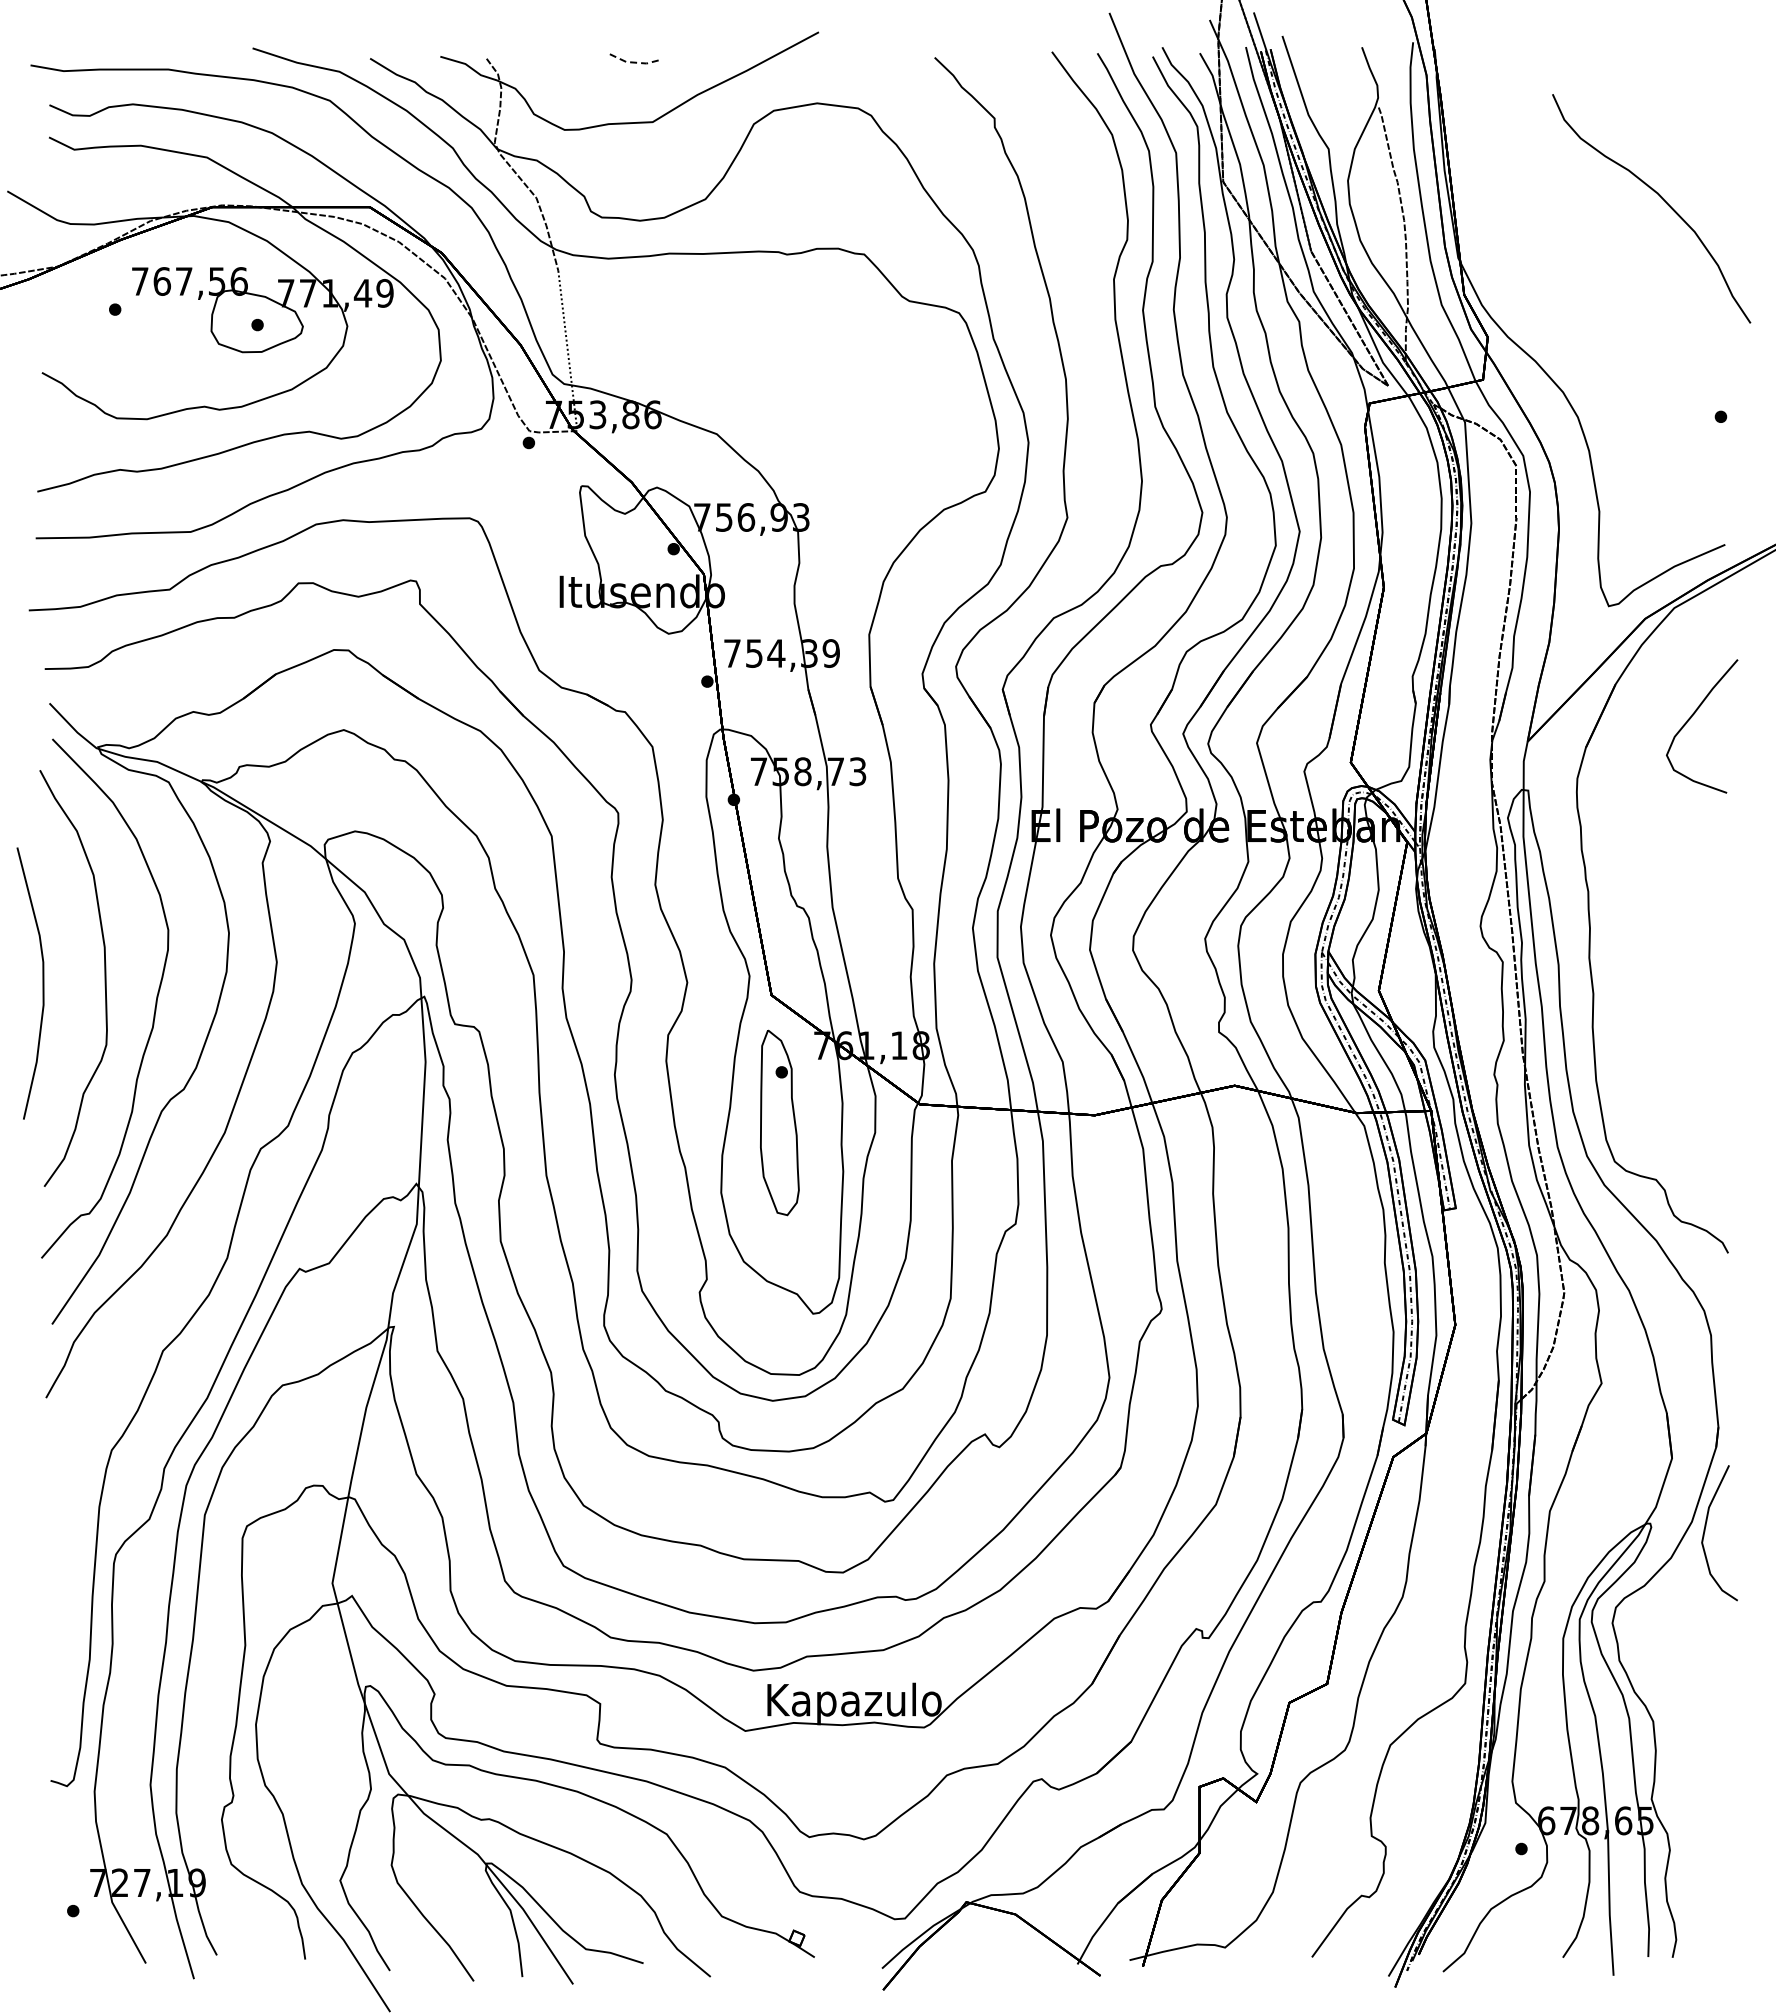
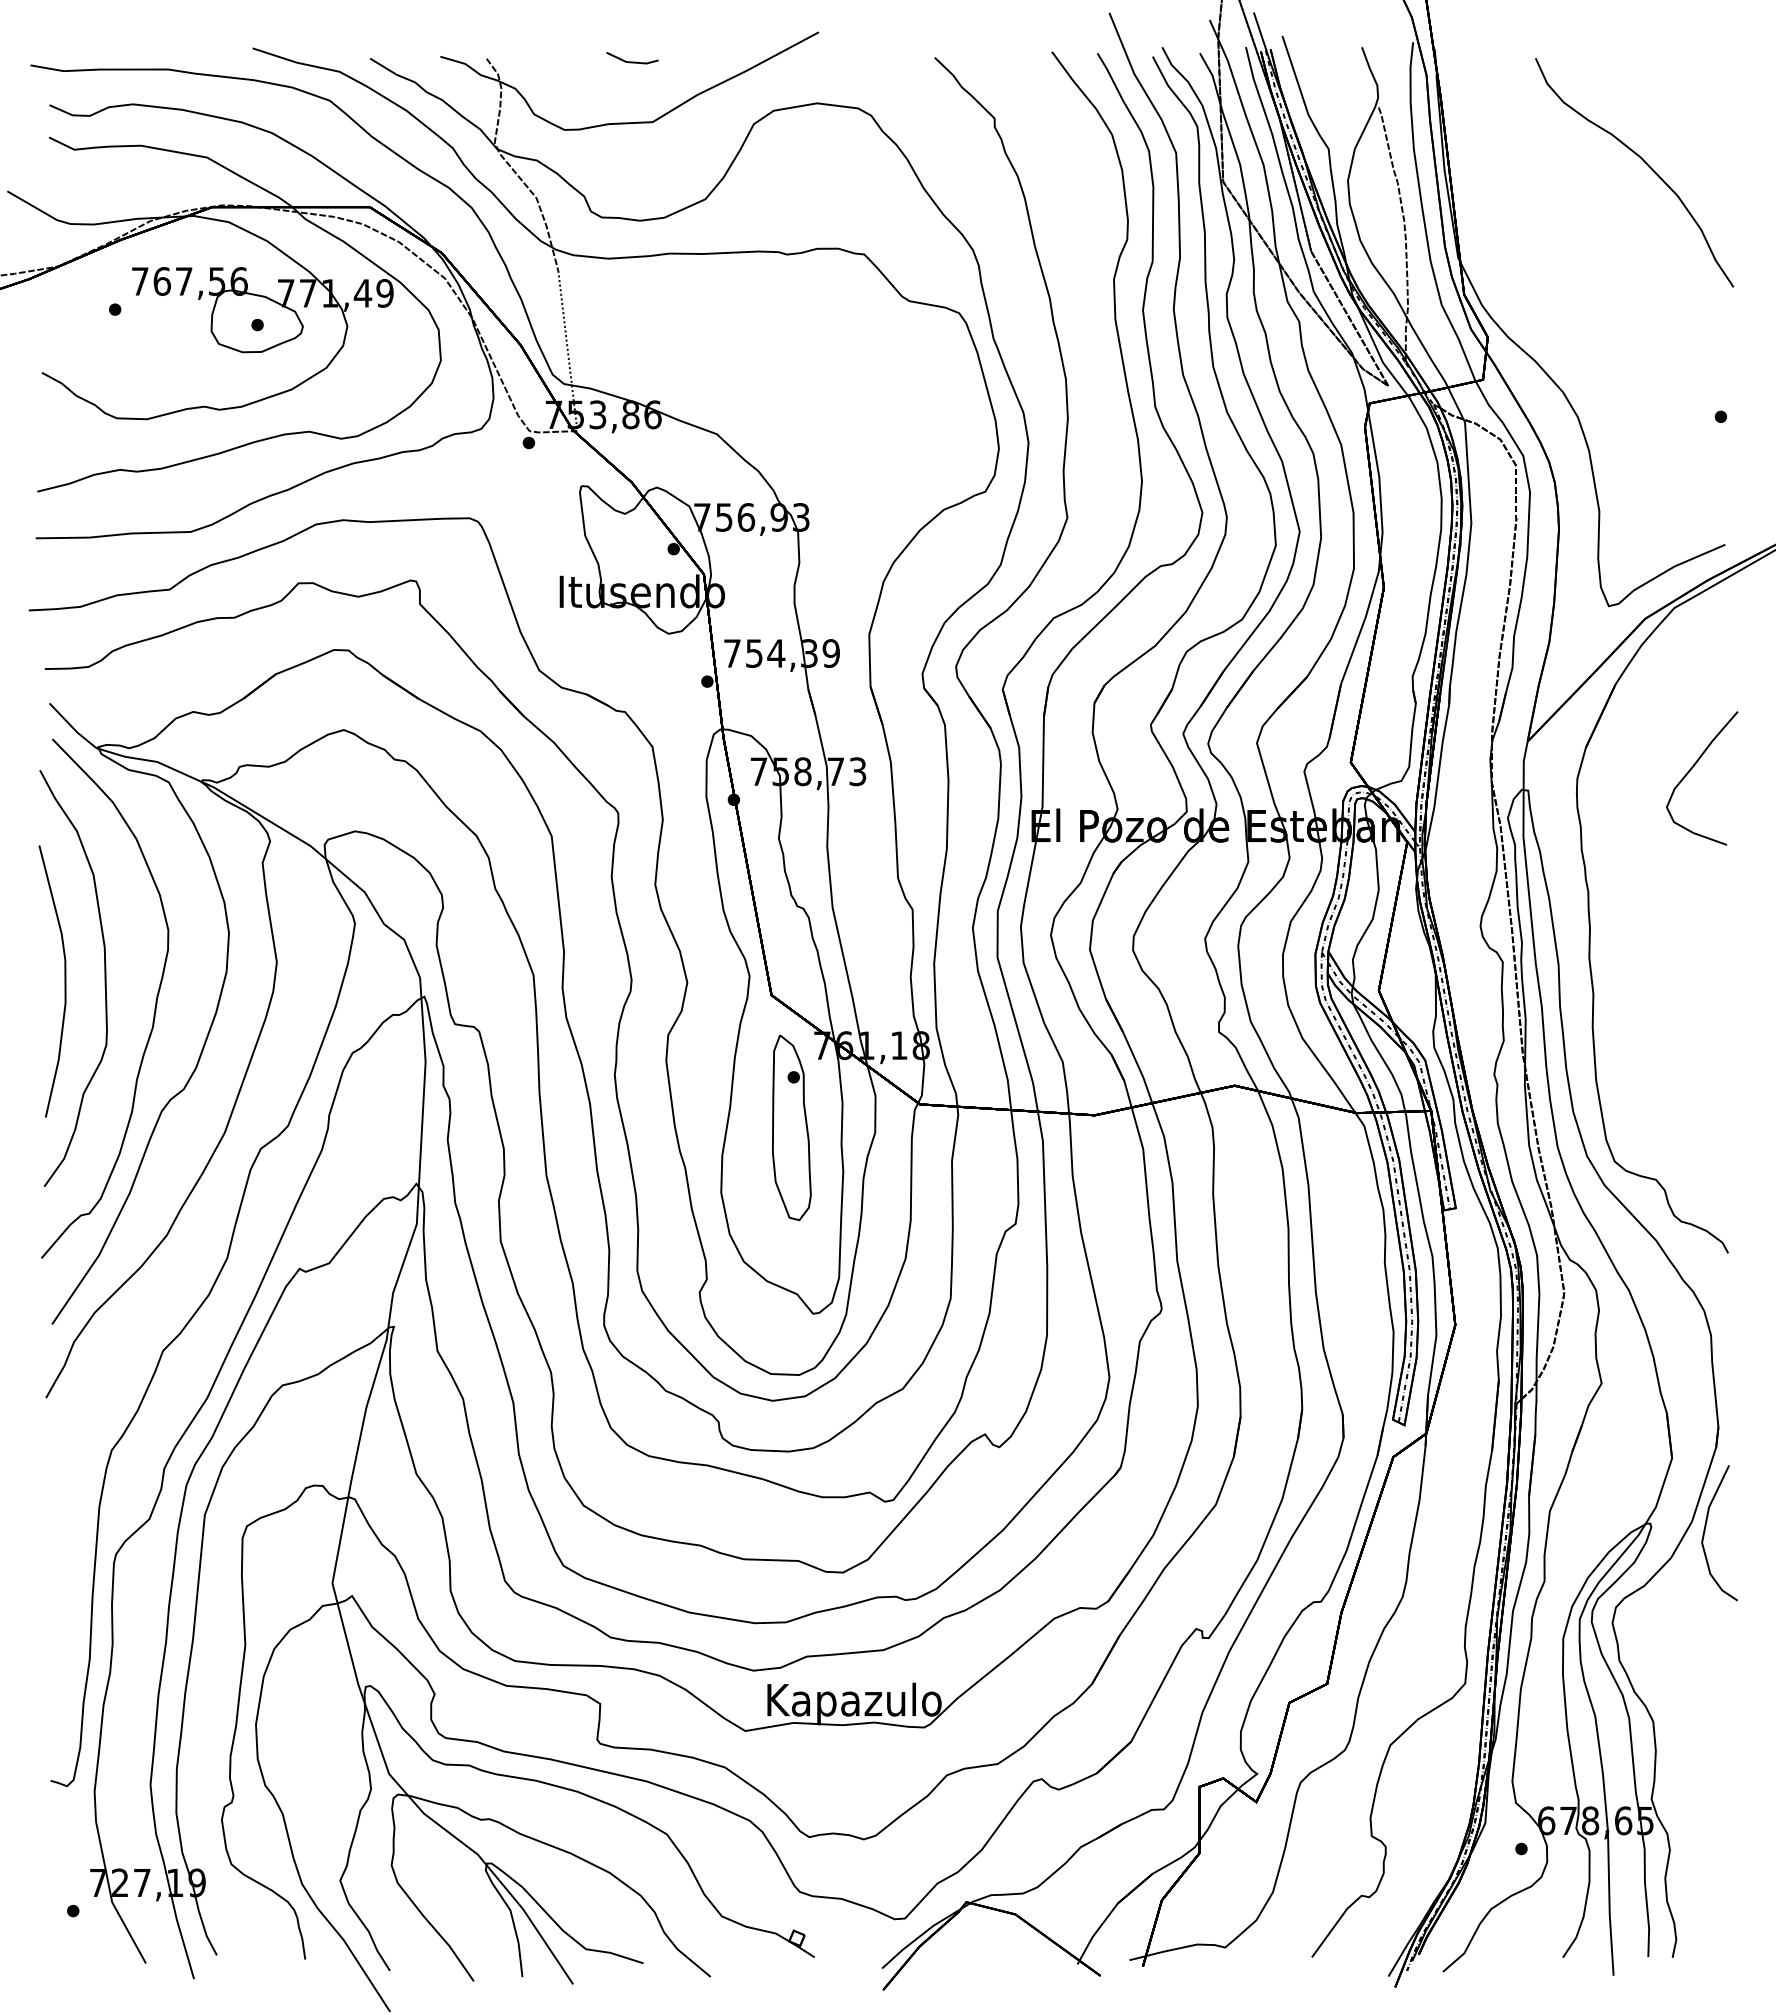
line: dashed -> solid (632, 62)
curve position: (1661, 198) -> (1644, 162) (1644, 162)
curve position: (1691, 718) -> (1691, 770) (1691, 770)
curve position: (42, 983) -> (64, 981) (64, 981)
part position: (779, 1122) -> (791, 1127) (791, 1127)
